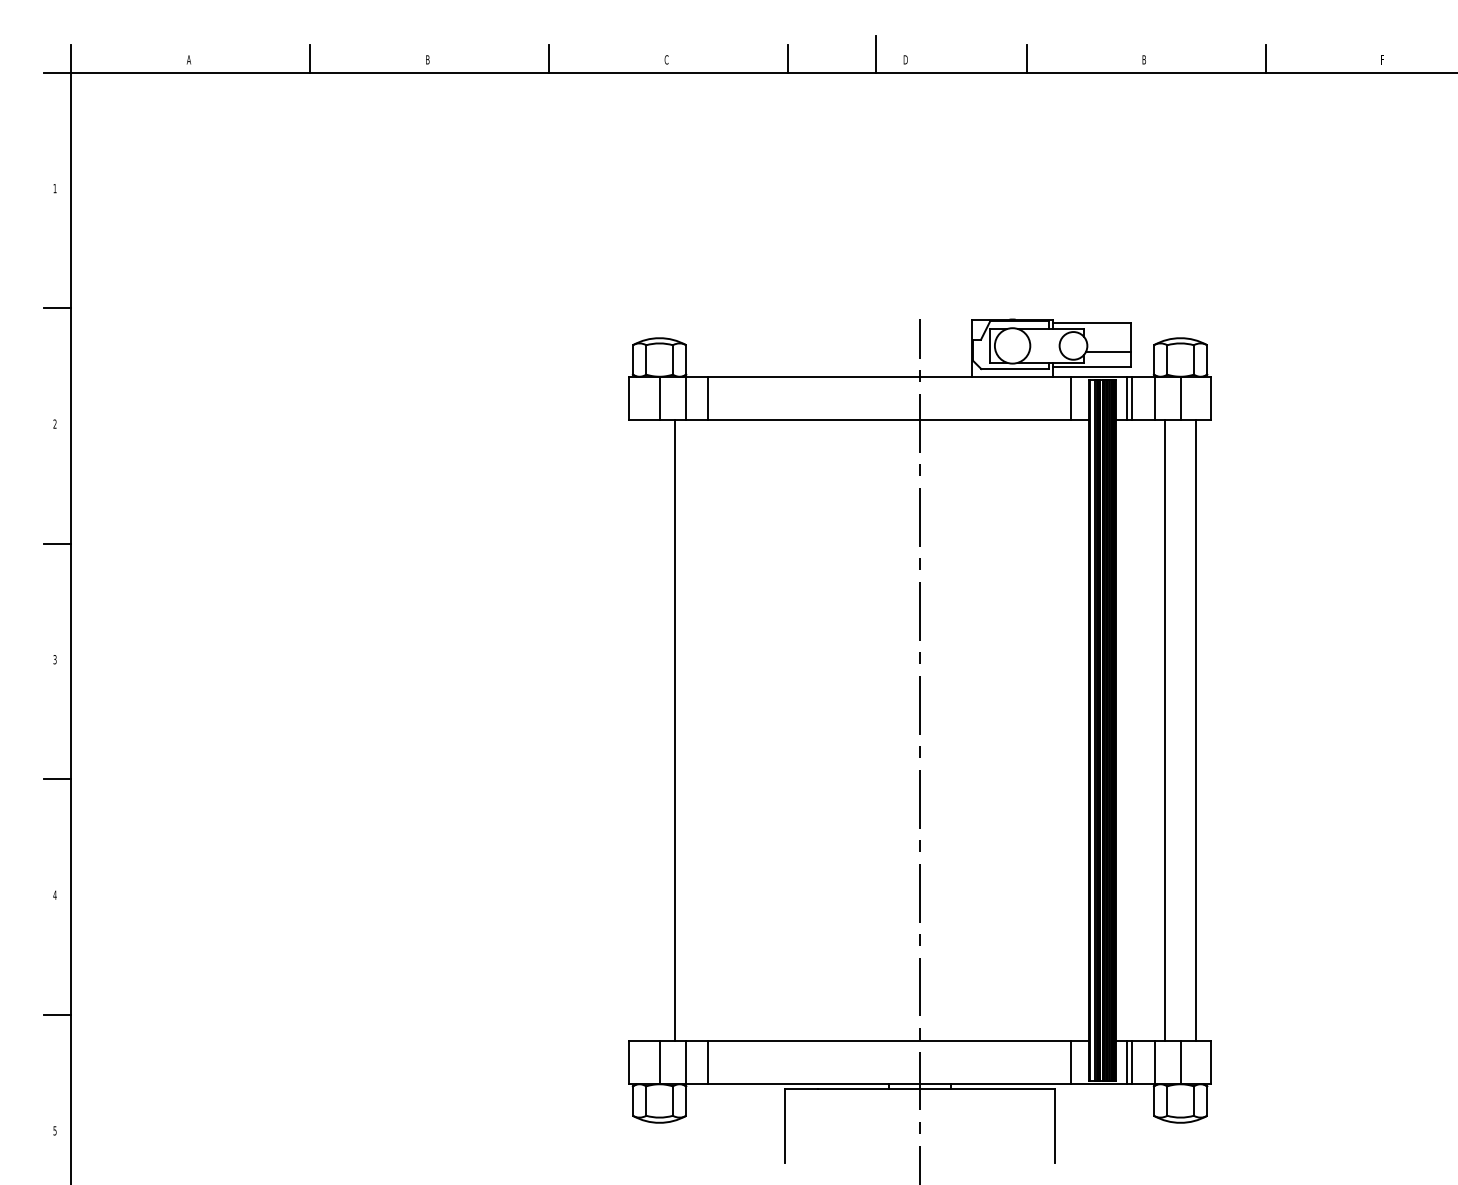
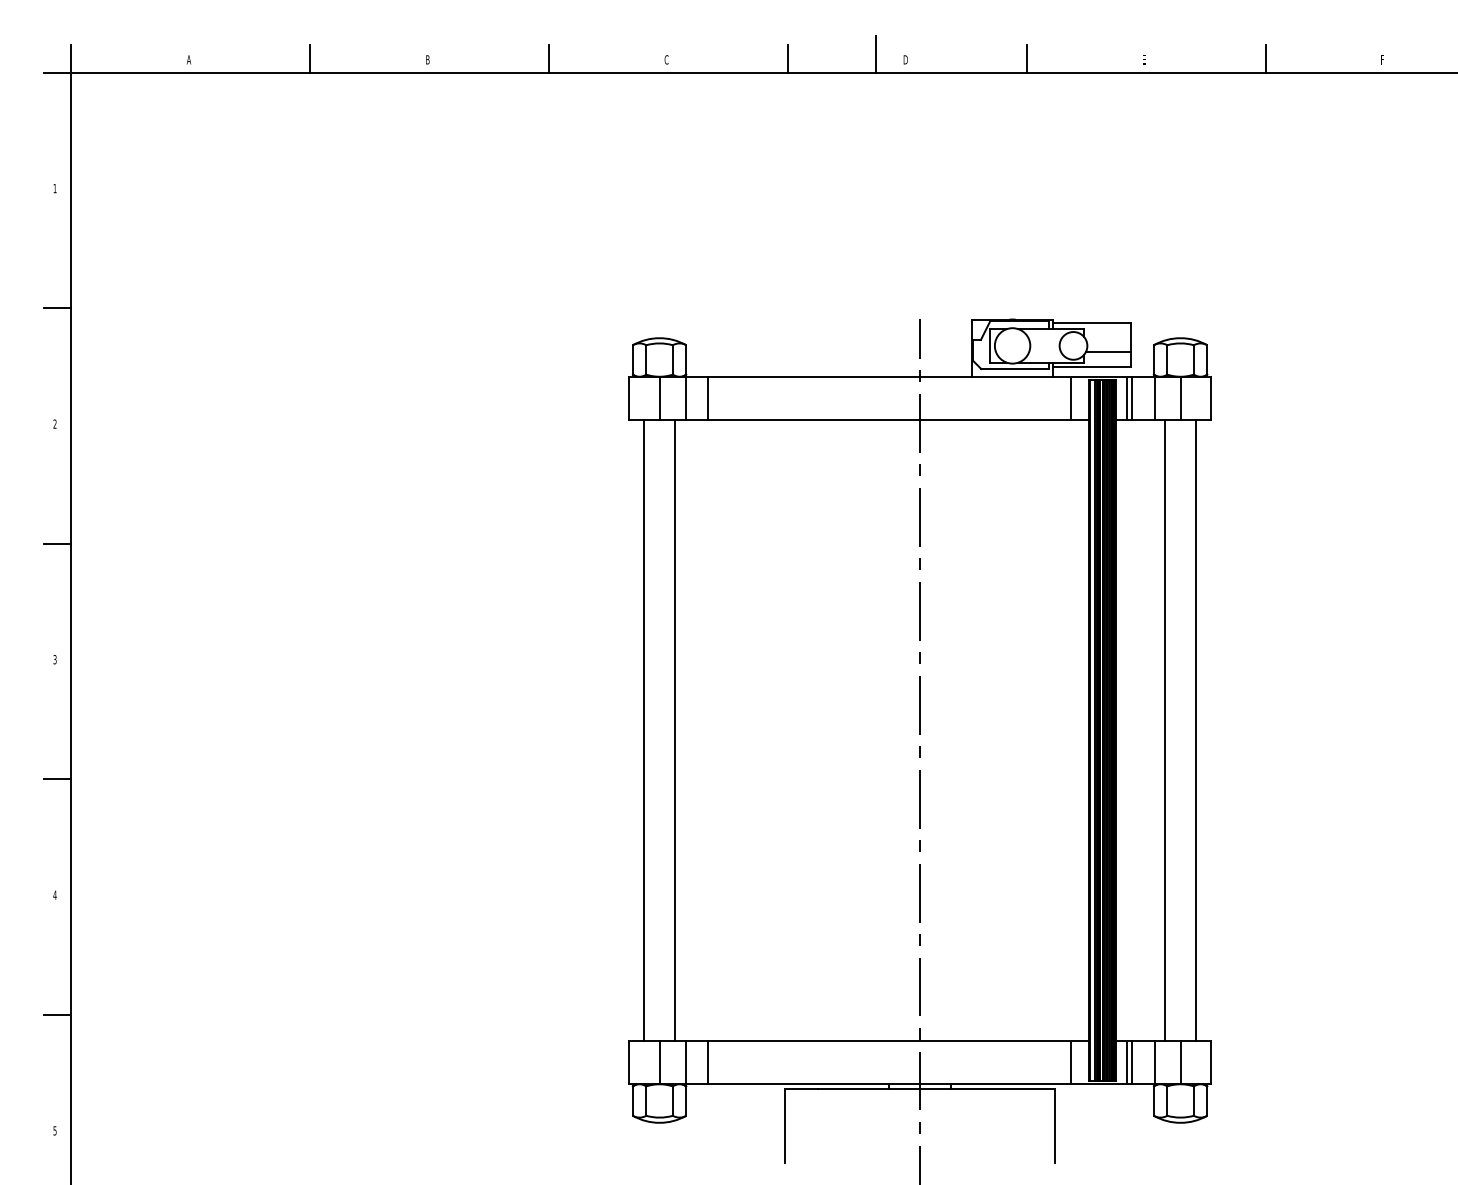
text: B -> E (1143, 59)
line: none -> present (644, 730)
